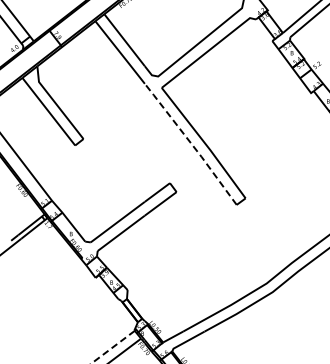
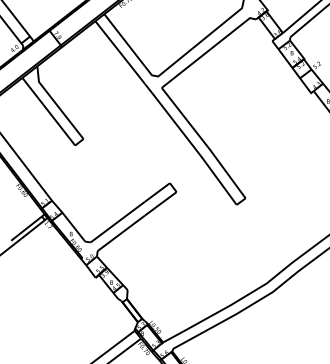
line: dashed -> solid (191, 143)
line: dashed -> solid (112, 347)
